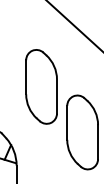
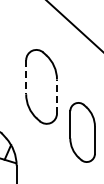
line: solid -> dashed (26, 77)
line: solid -> dashed (57, 96)
part size: 33x77 px -> 27x61 px (82, 132)
